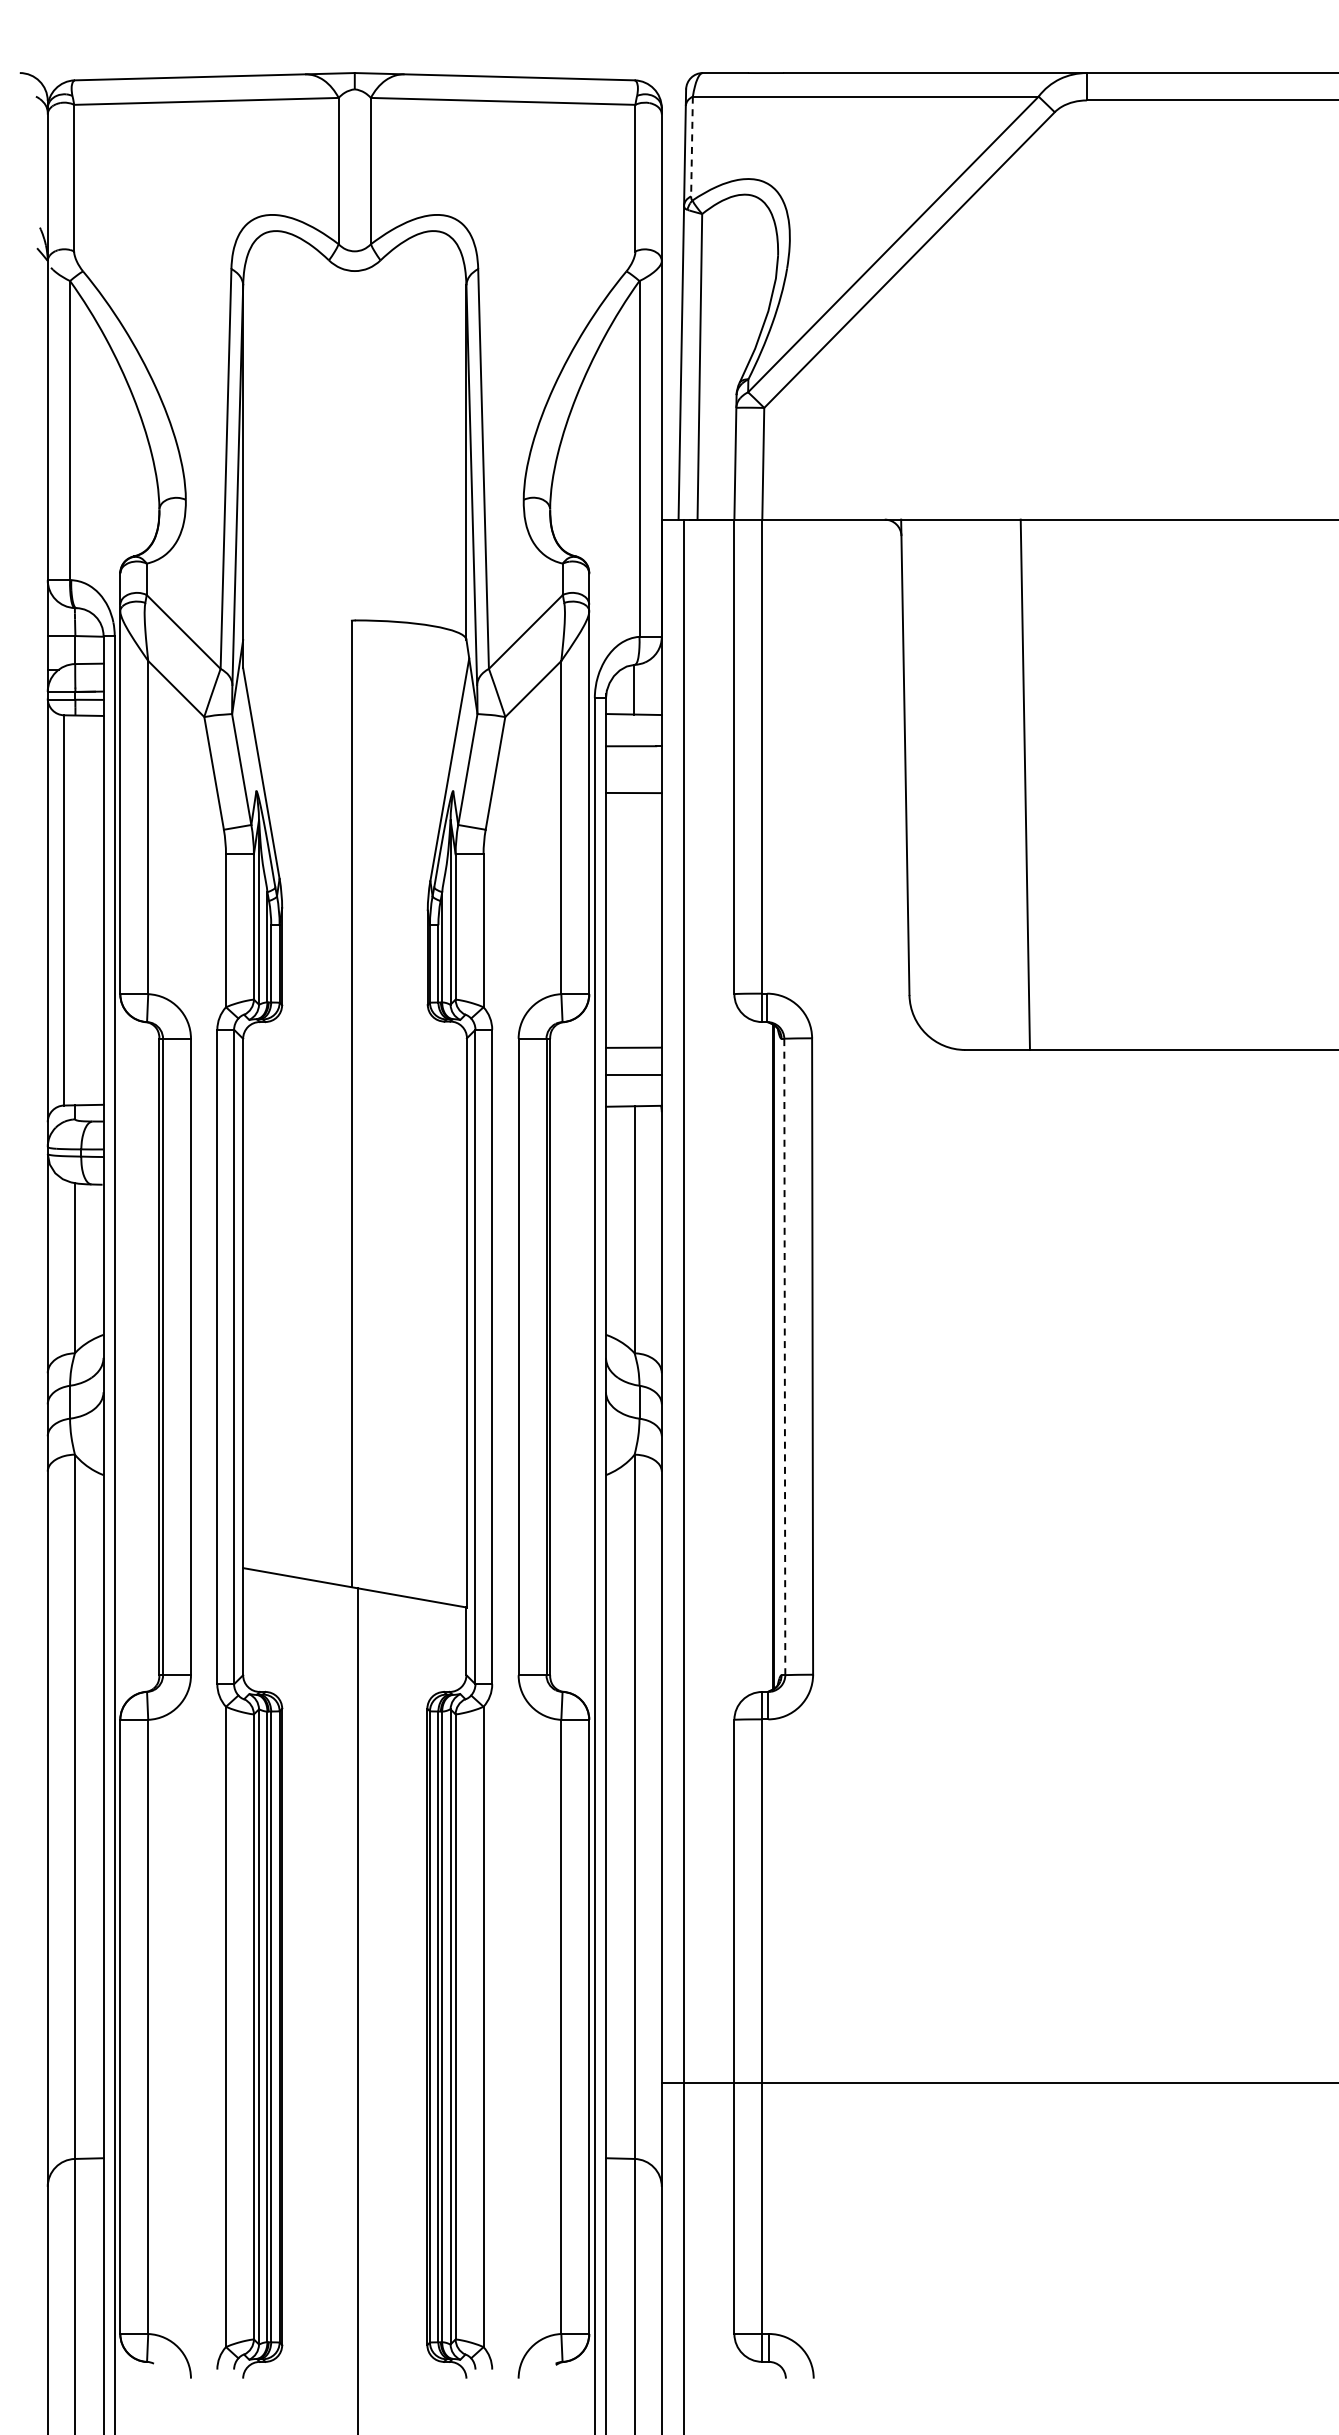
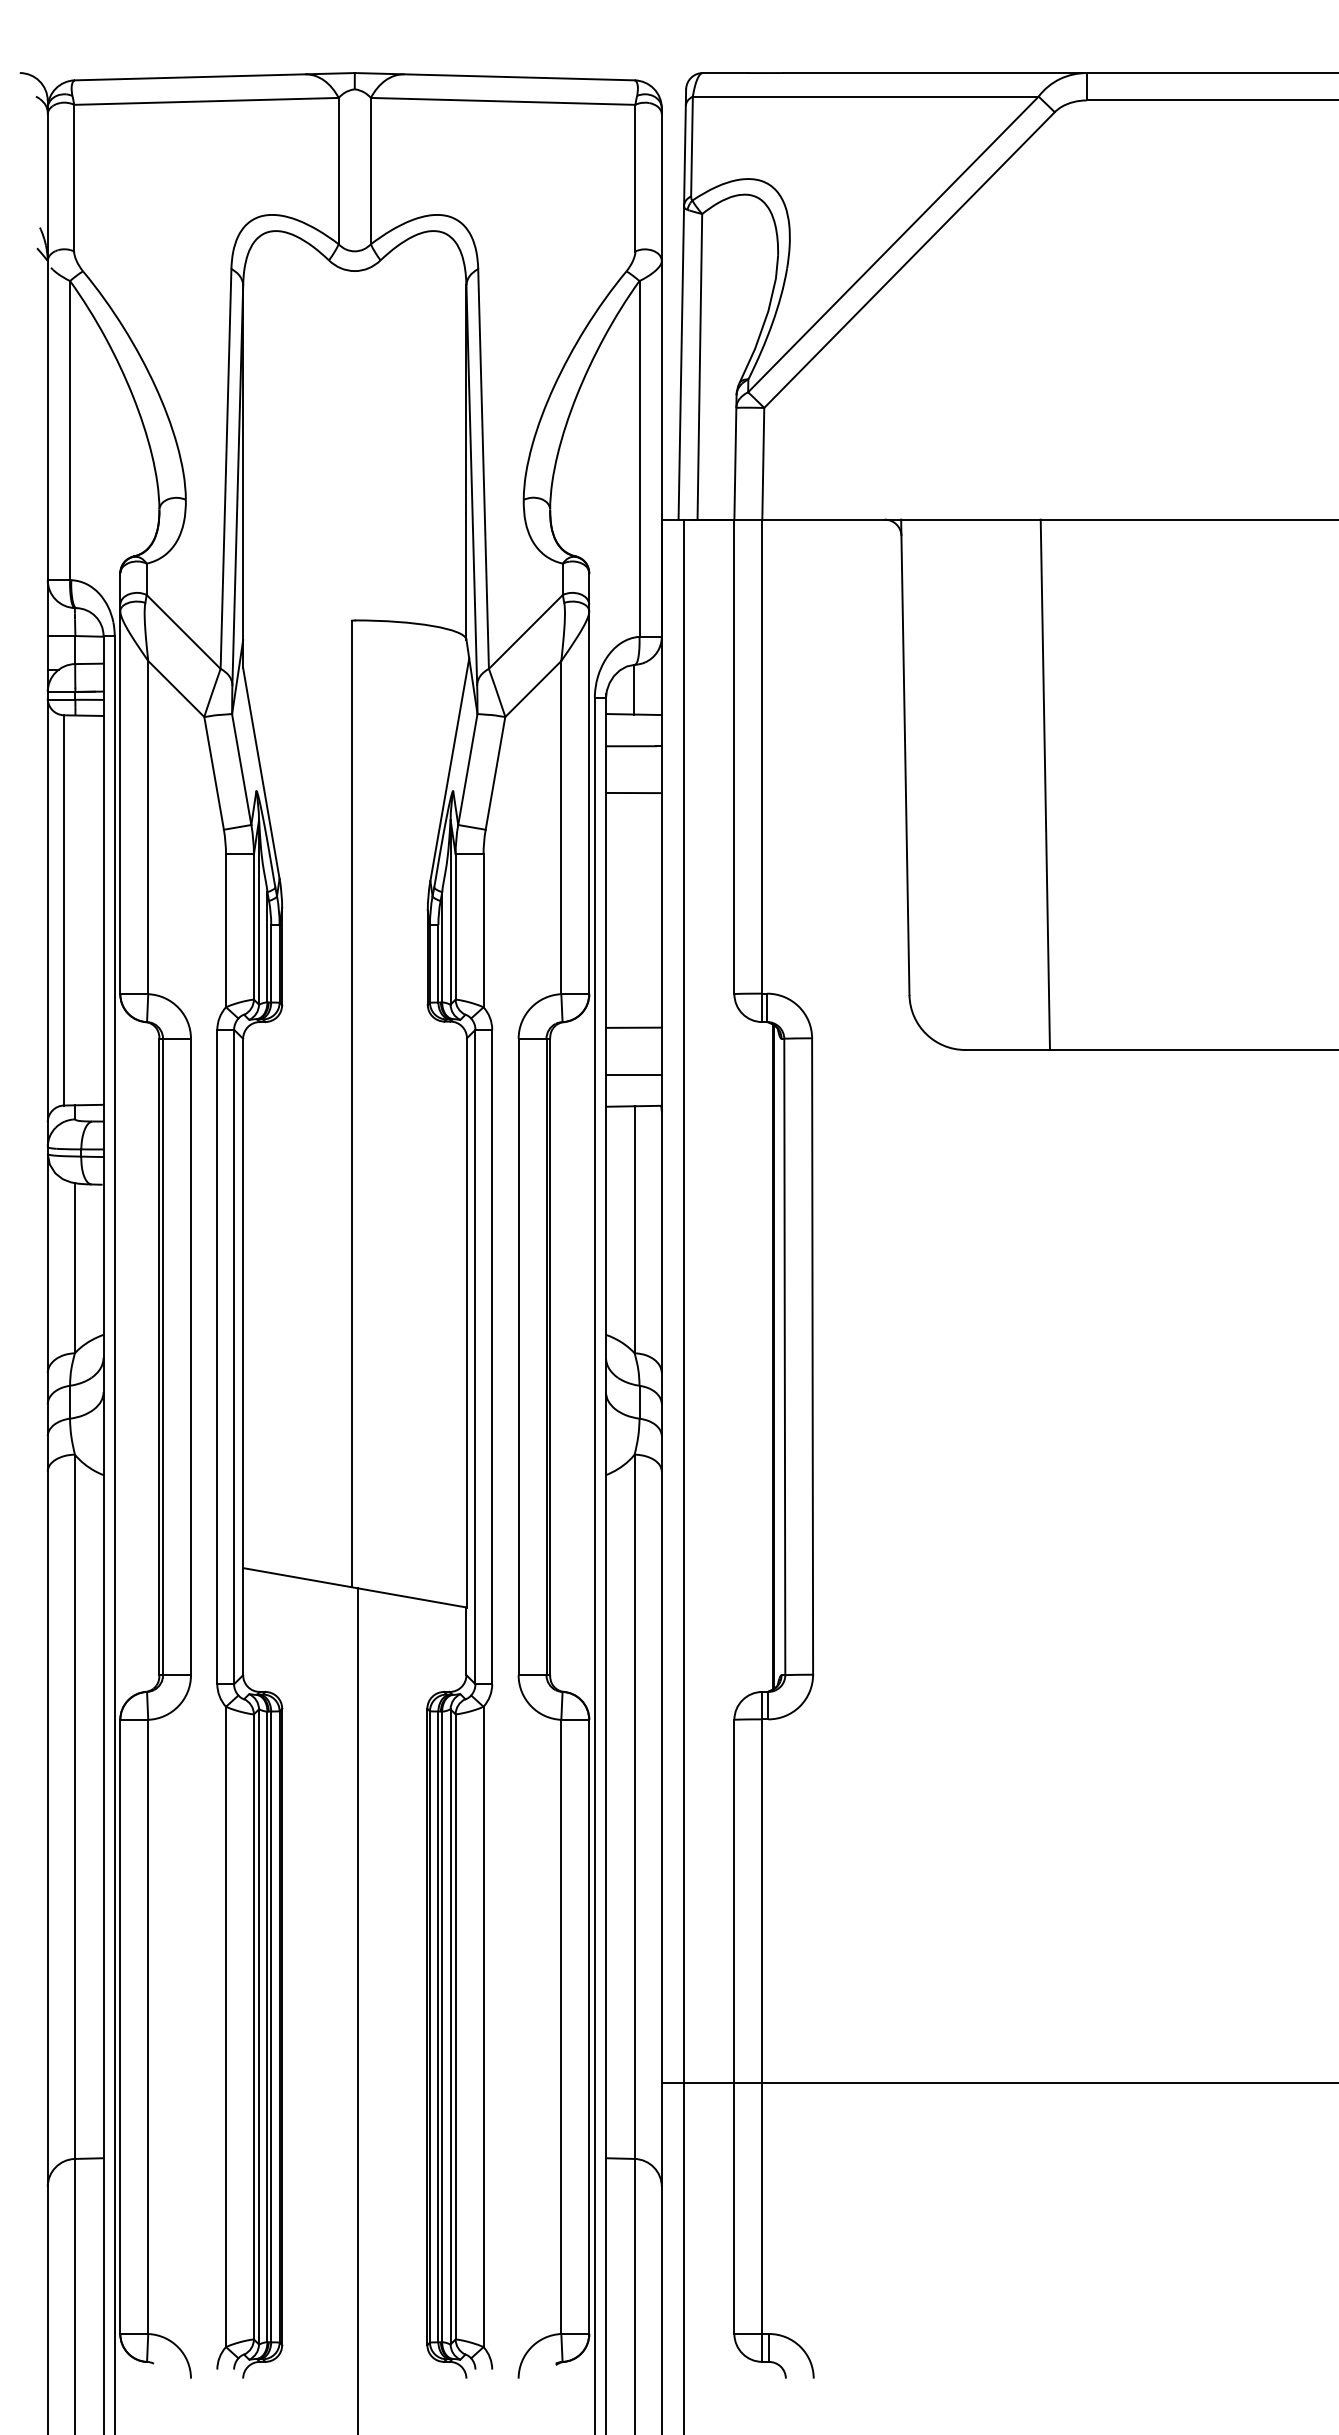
line: dashed -> solid (692, 146)
line position: (1024, 784) -> (1044, 784) (1044, 784)
line position: (633, 1047) -> (633, 1027) (633, 1027)
line: dashed -> solid (784, 1356)
